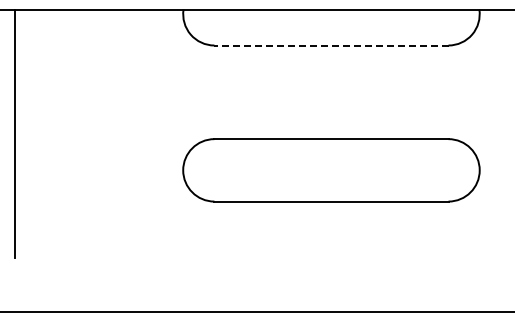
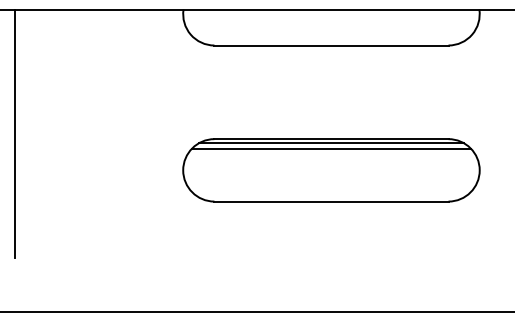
line: dashed -> solid (330, 45)
line: none -> present (331, 143)
line: none -> present (331, 148)
